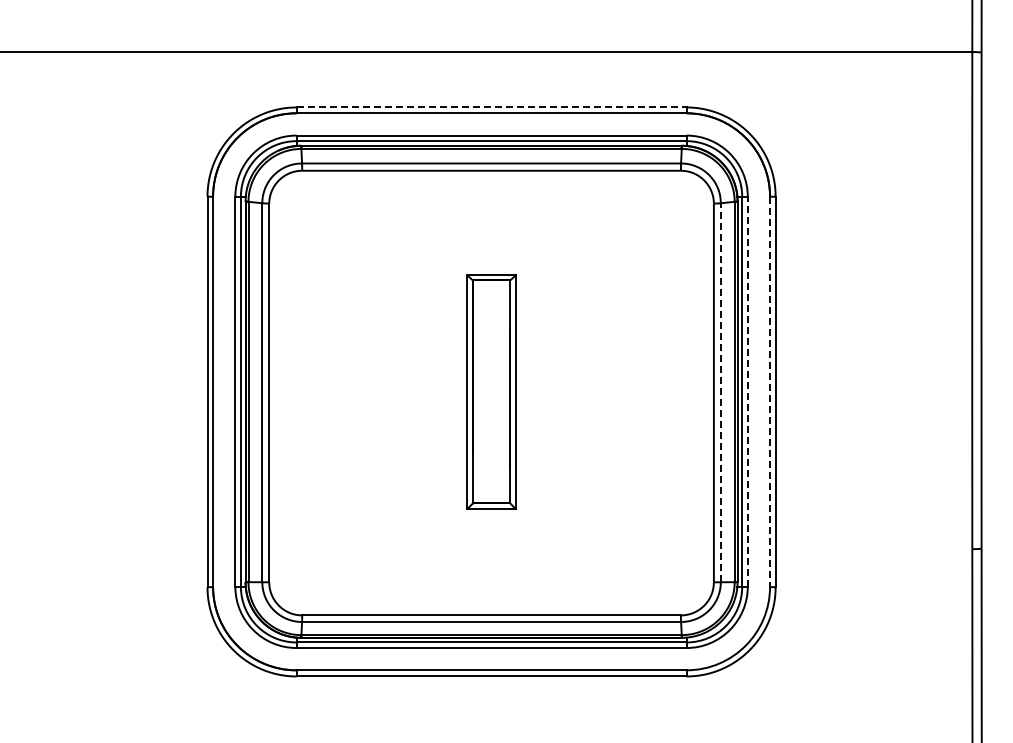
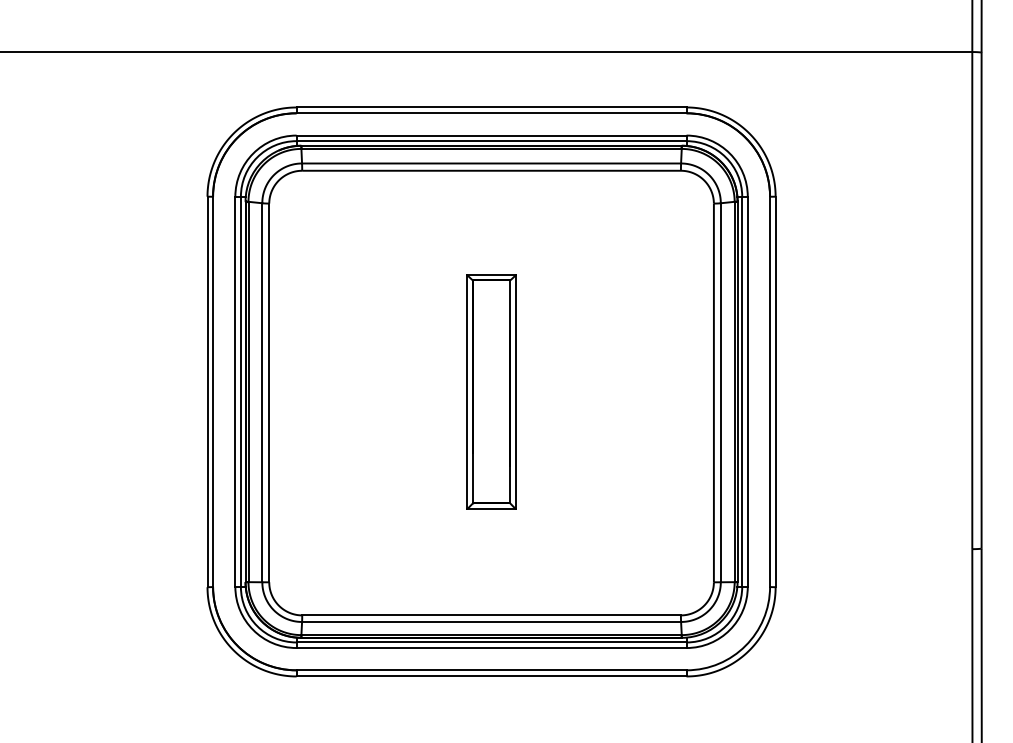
line: dashed -> solid (491, 107)
line: dashed -> solid (747, 391)
line: dashed -> solid (770, 391)
line: dashed -> solid (720, 392)
